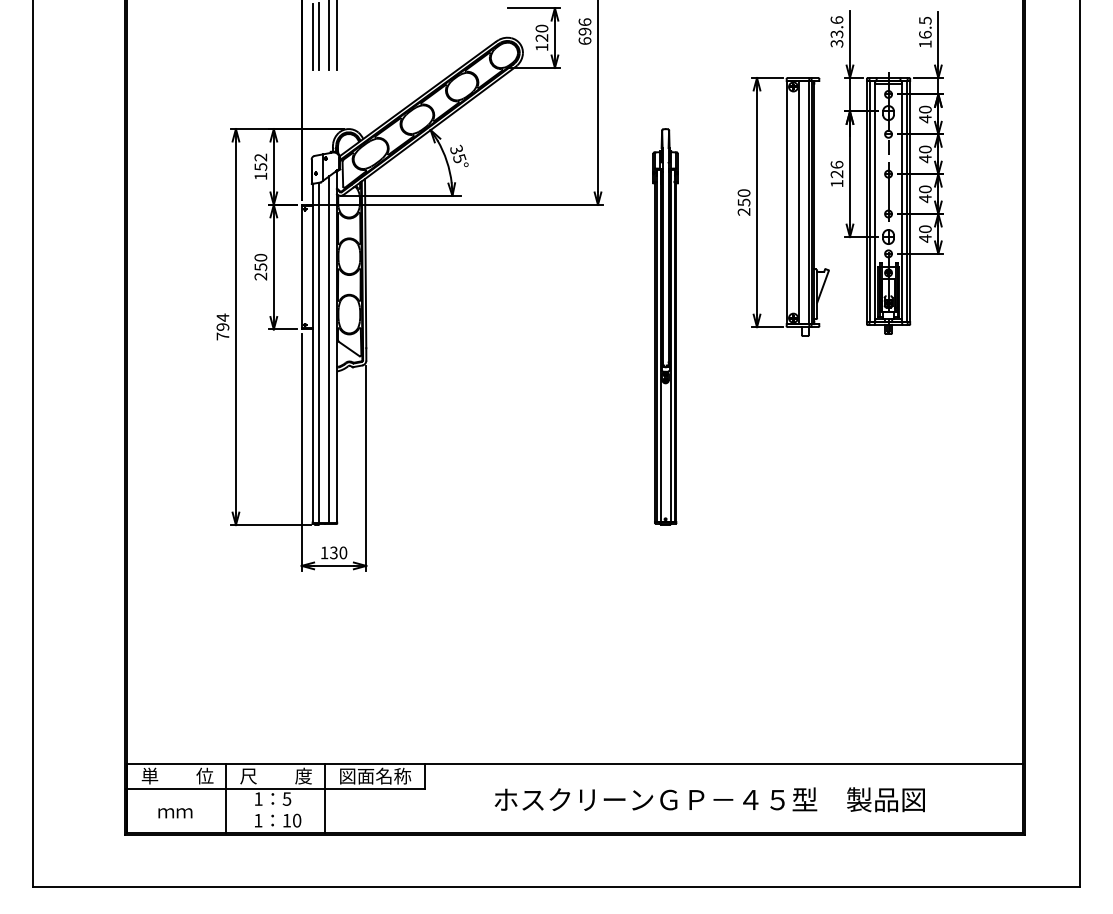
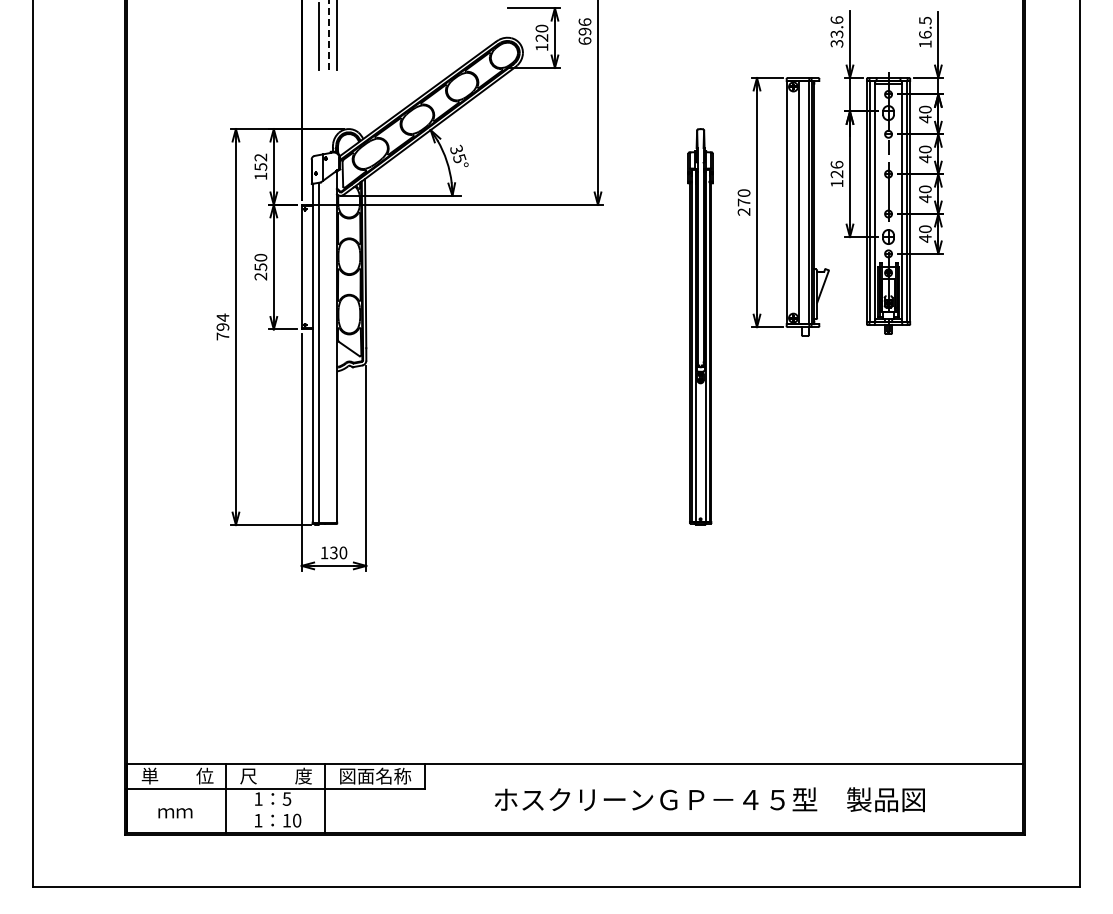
line: solid -> dashed (329, 35)
line: present -> none (313, 37)
text: 250 -> 270 (744, 202)
part position: (665, 326) -> (700, 326) (700, 326)
line: present -> none (329, 349)
